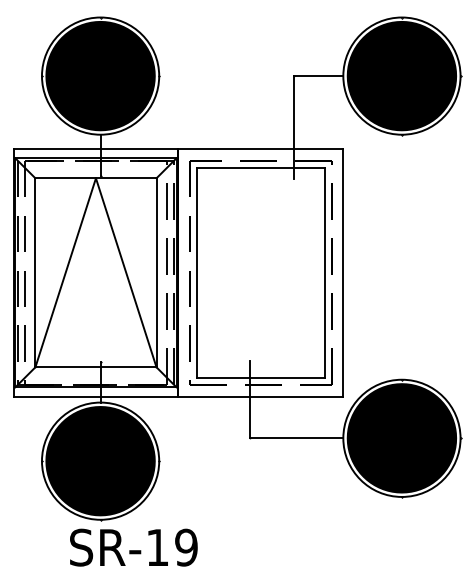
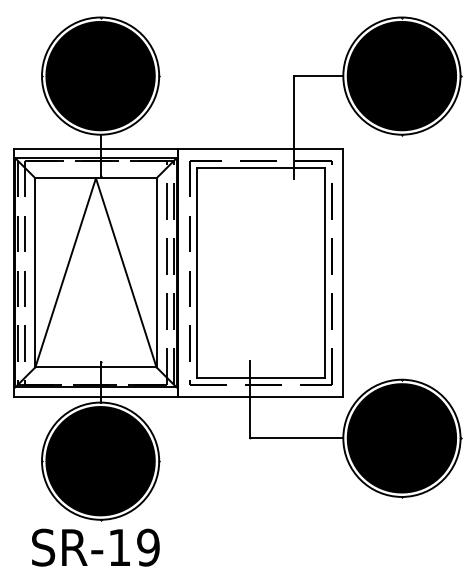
text position: (133, 547) -> (95, 547) (95, 547)
